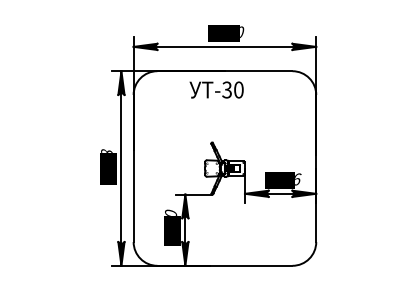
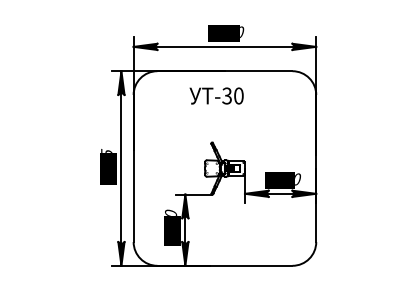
text position: (216, 89) -> (216, 95) (216, 95)
text: 4418 -> 4095 (106, 150)
text: 1886 -> 1500 (298, 179)
